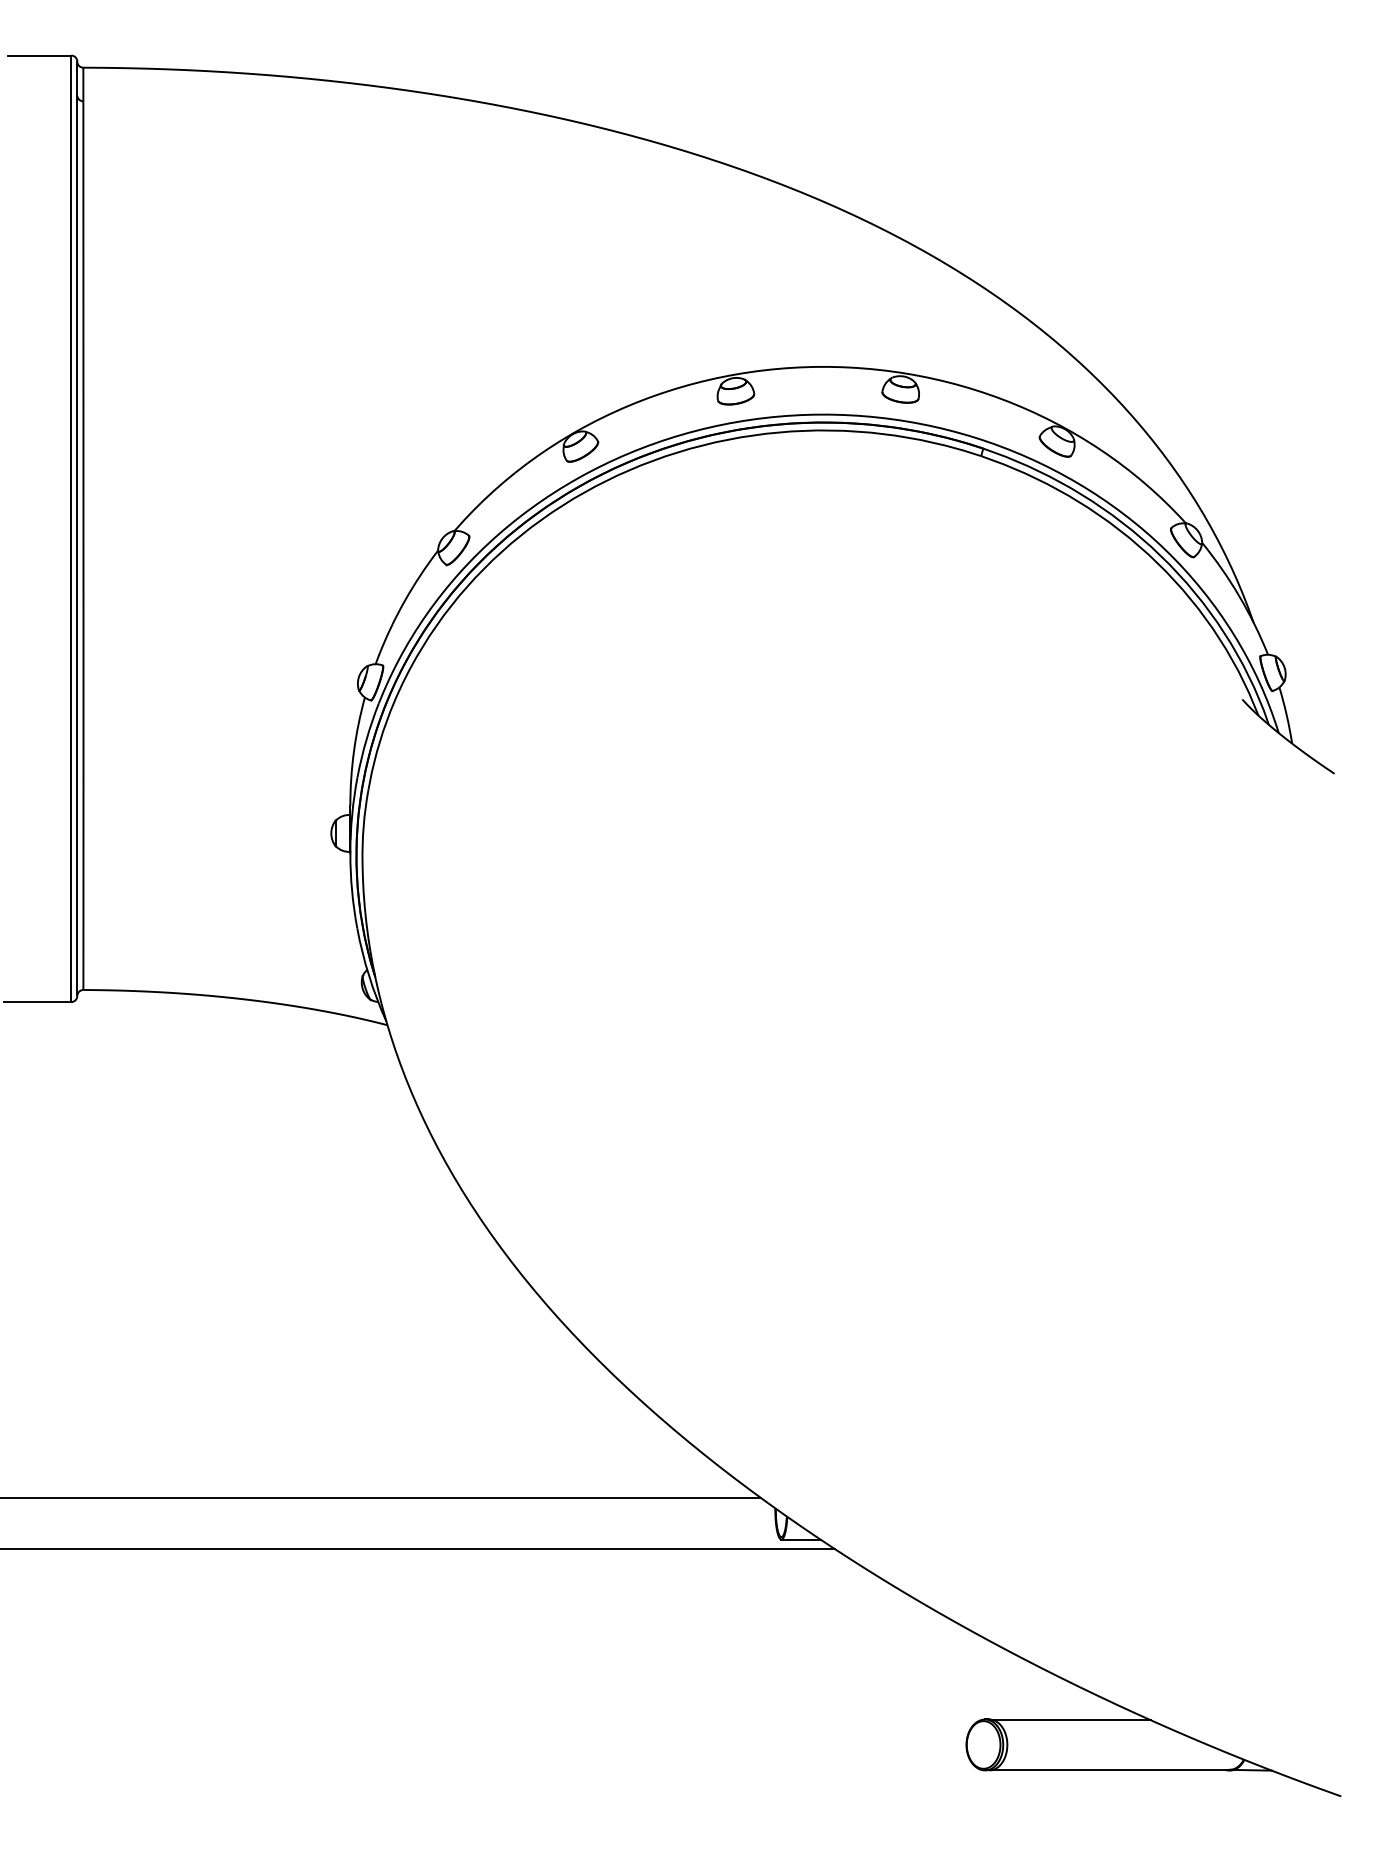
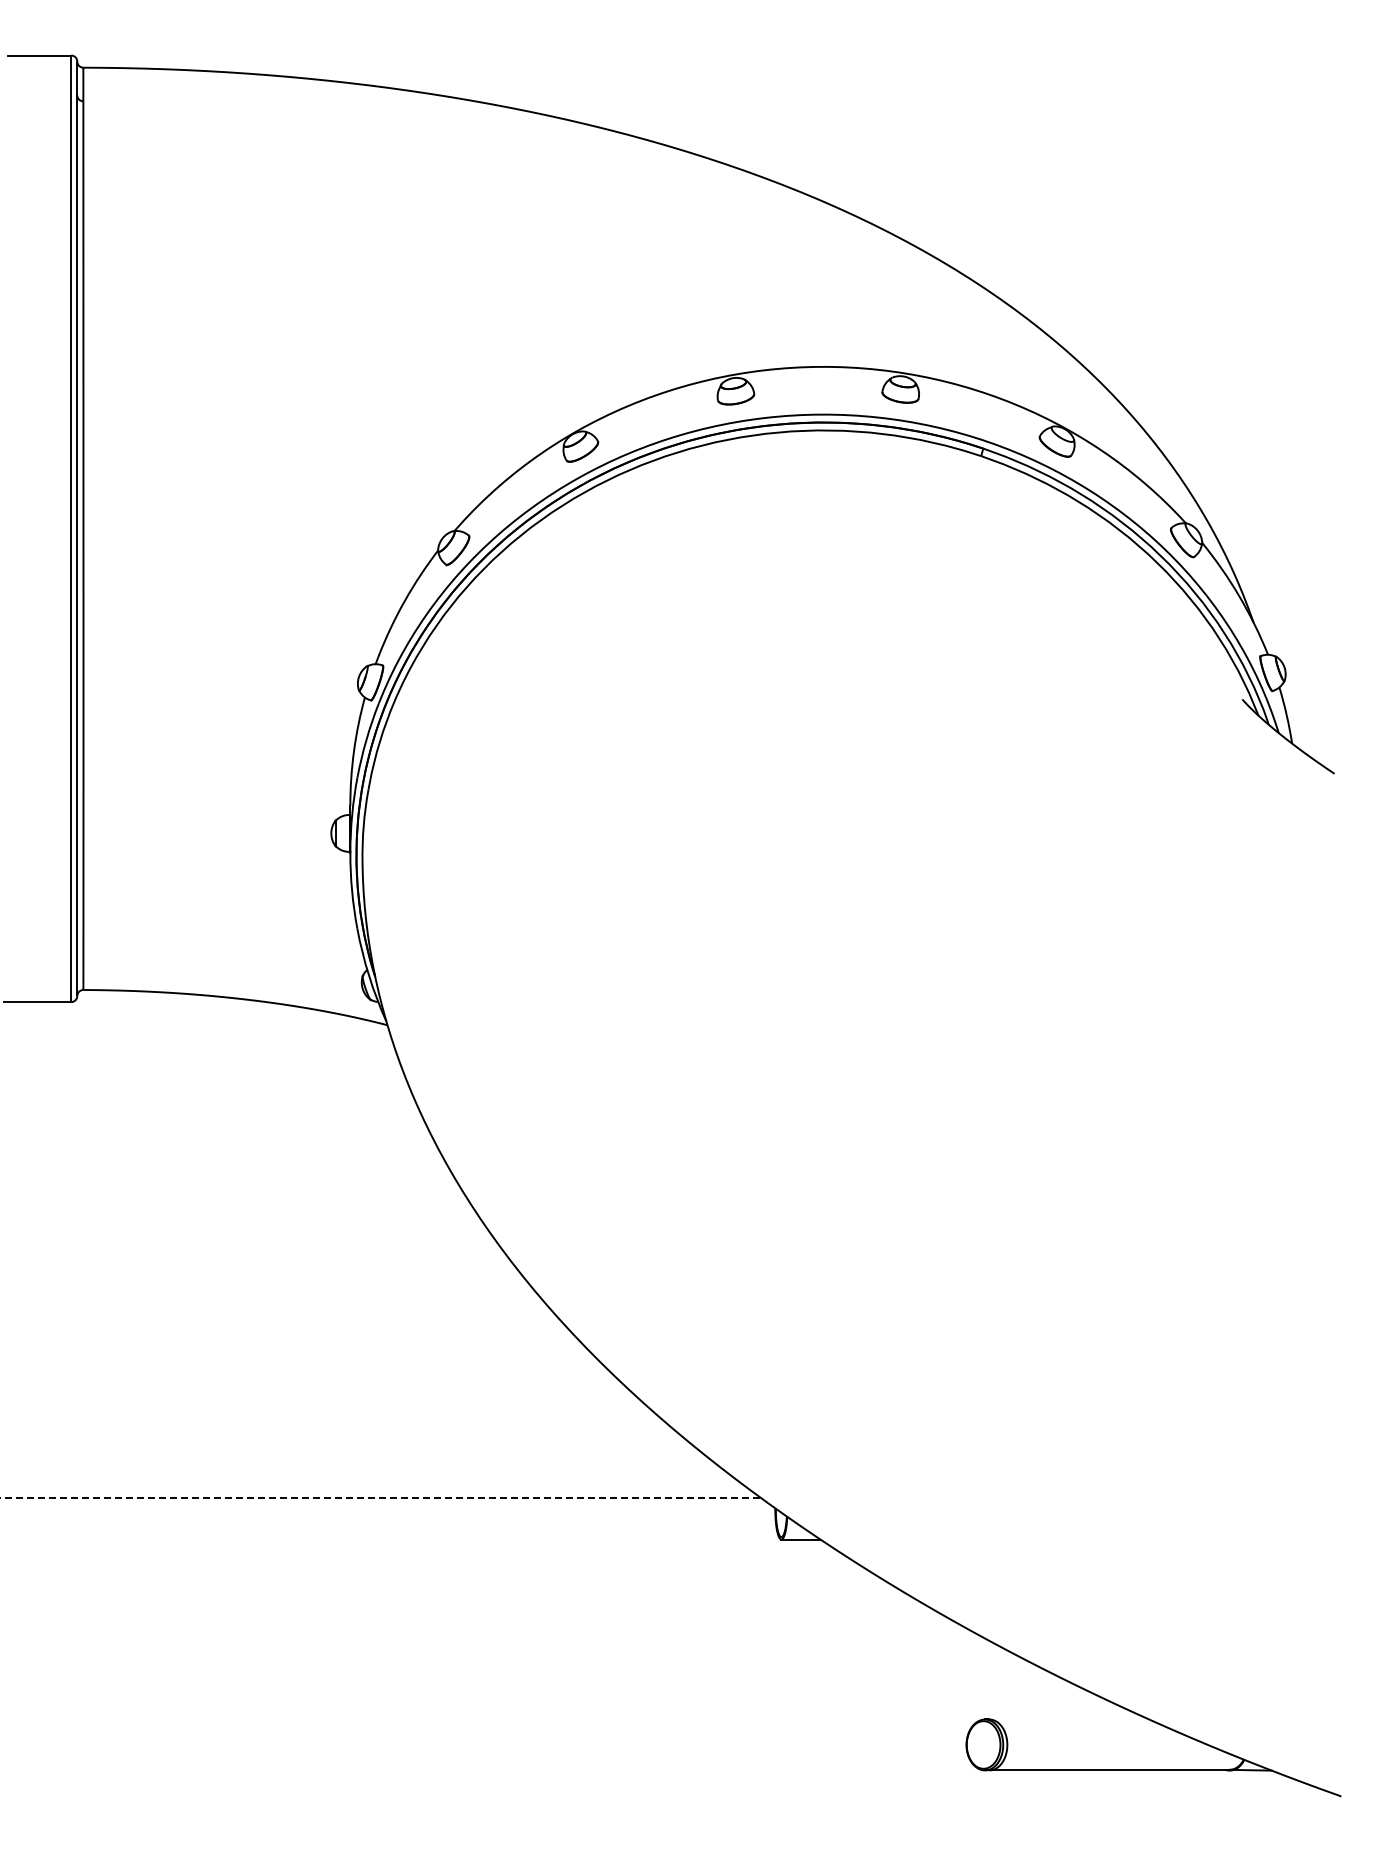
line: solid -> dashed (379, 1497)
line: present -> none (418, 1548)
line: present -> none (1071, 1720)
